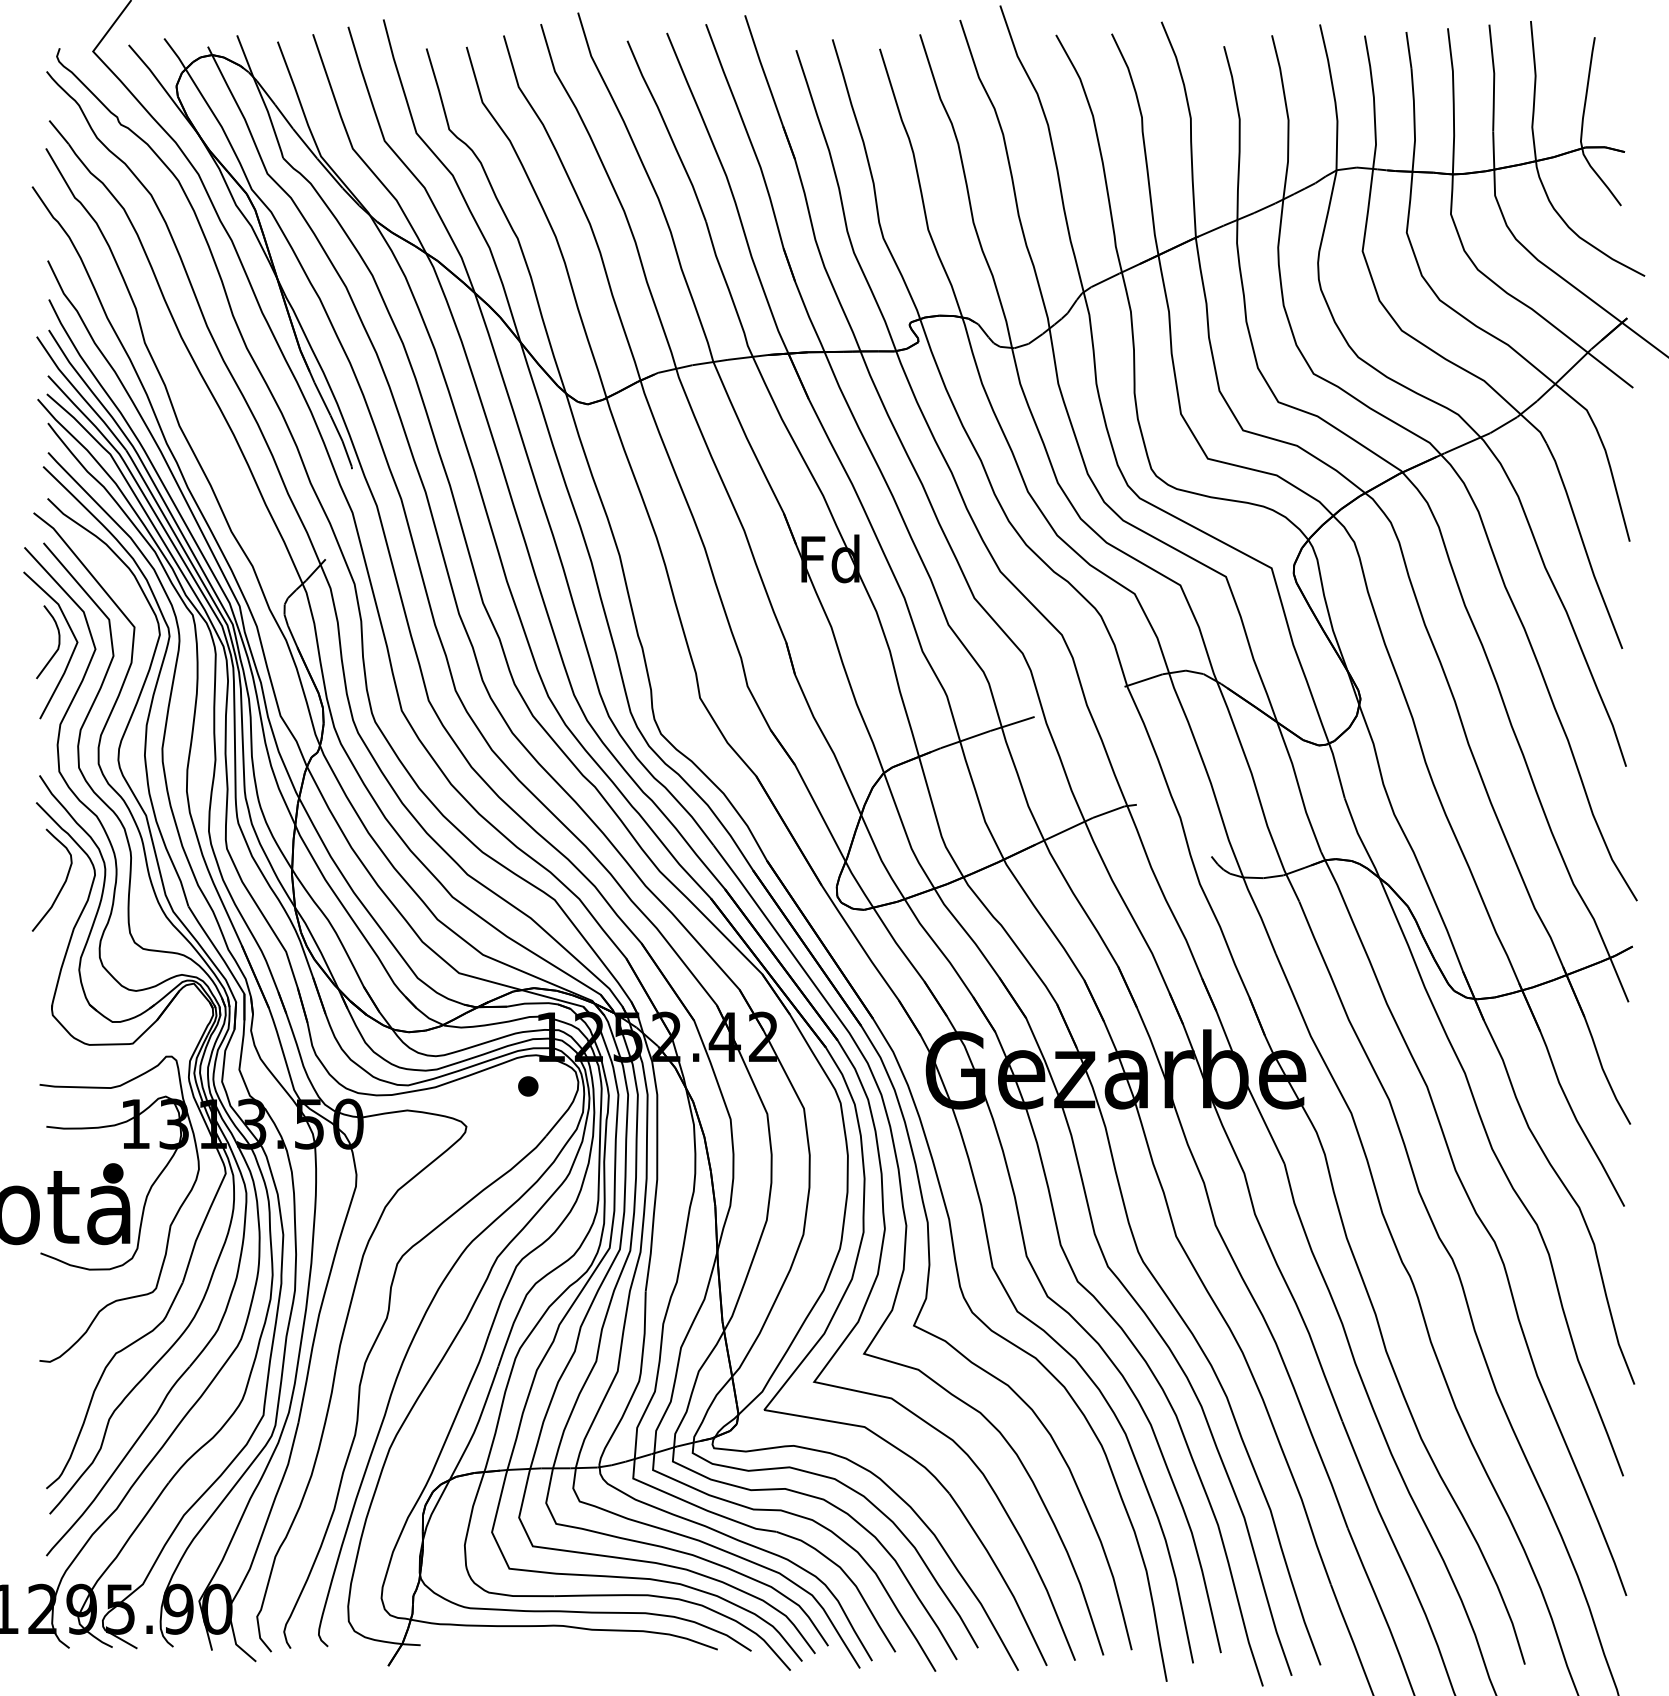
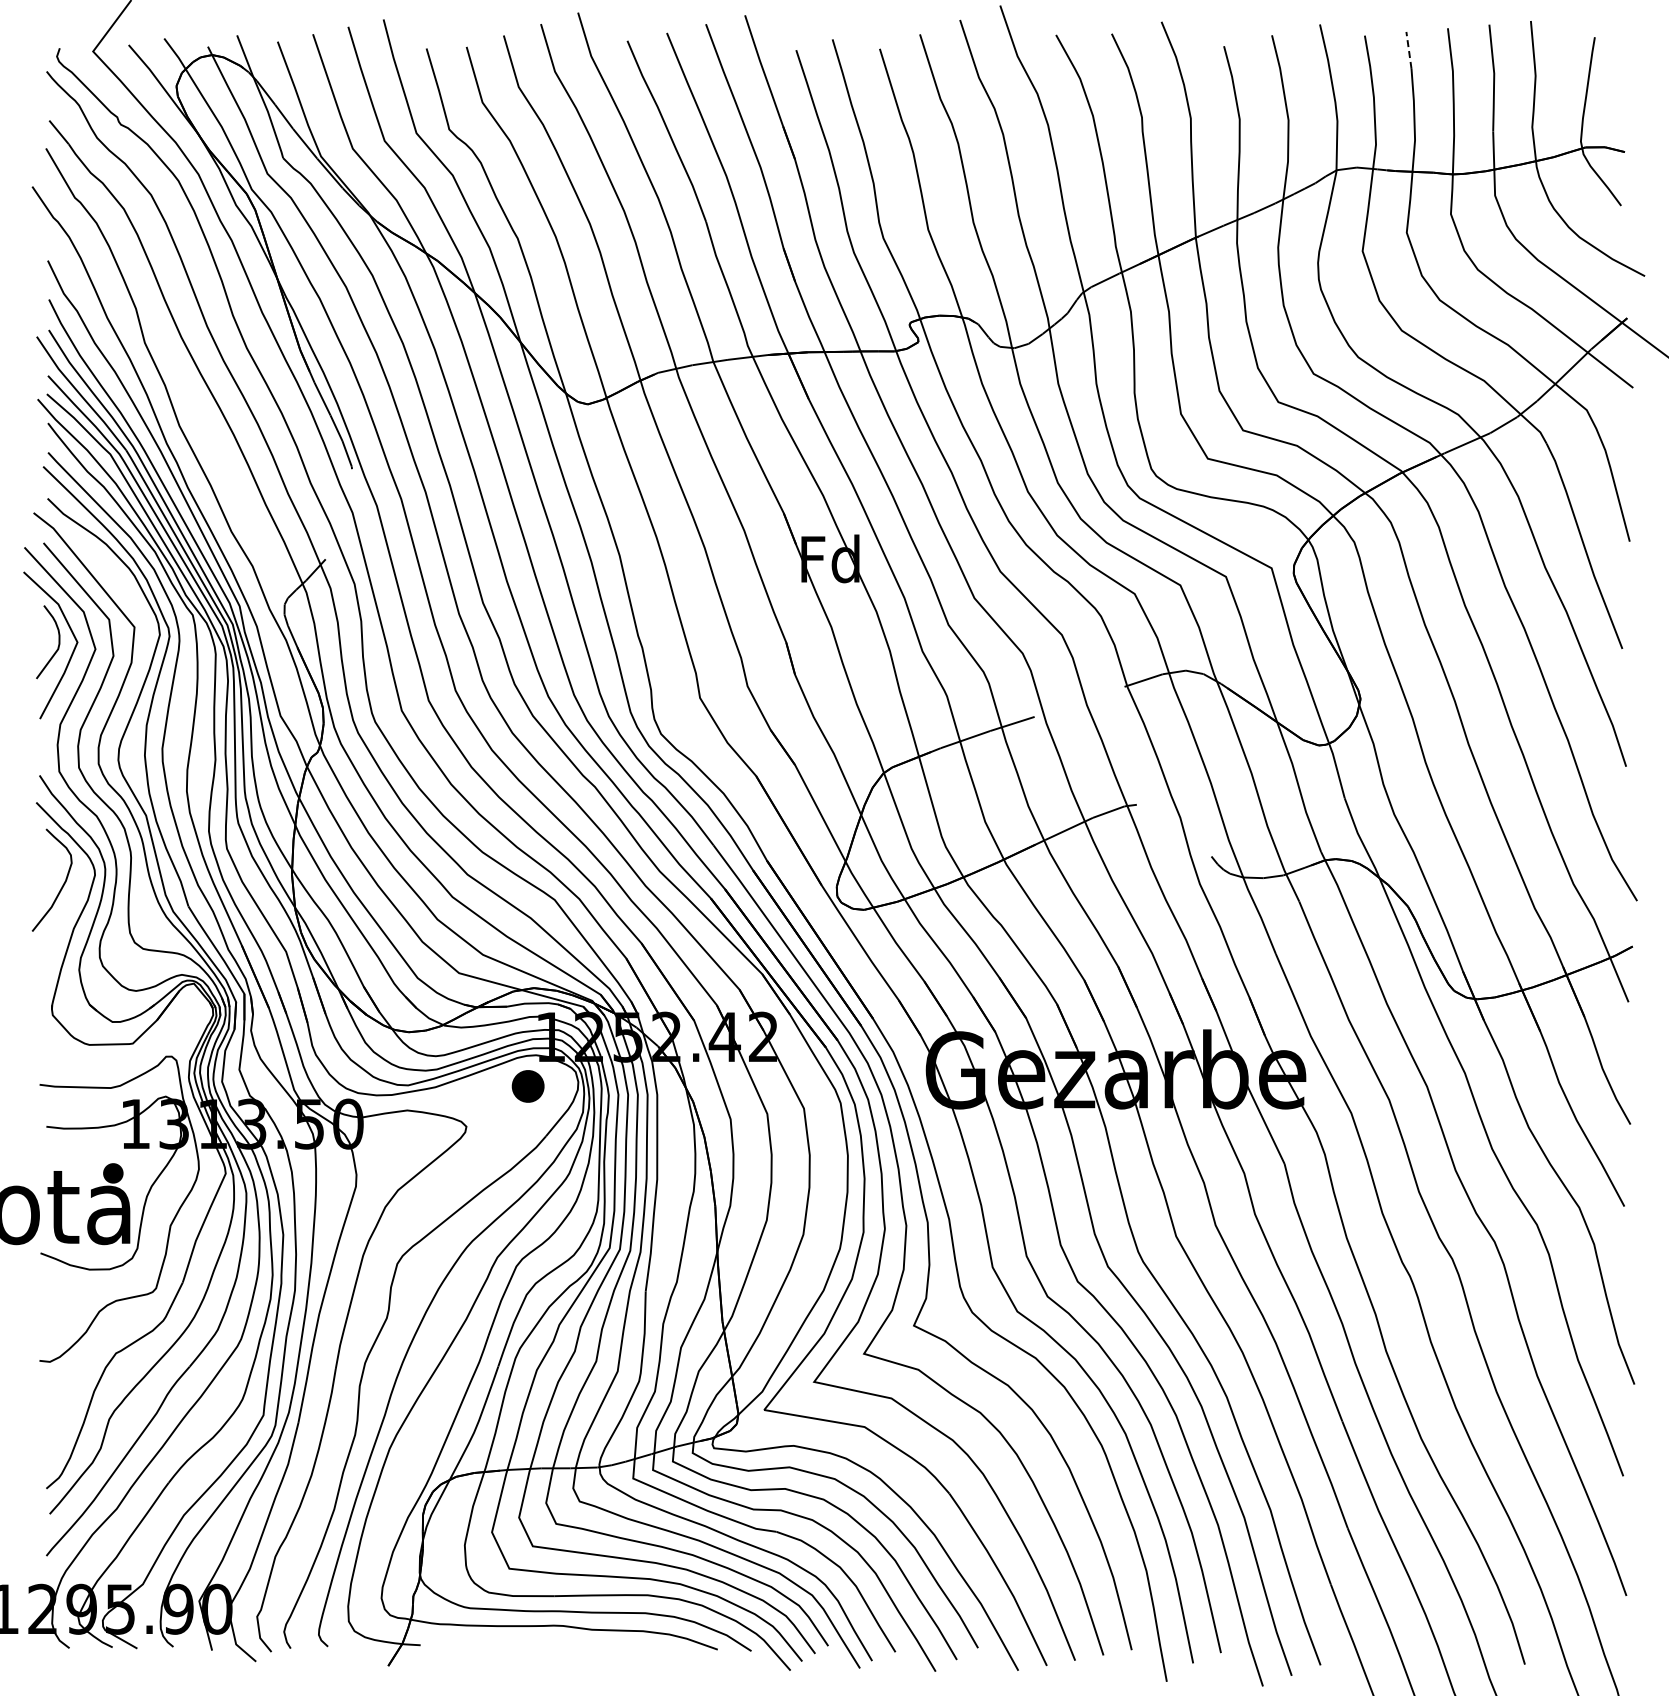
line: solid -> dashed (1408, 50)
part size: 21x21 px -> 34x33 px (527, 1086)
